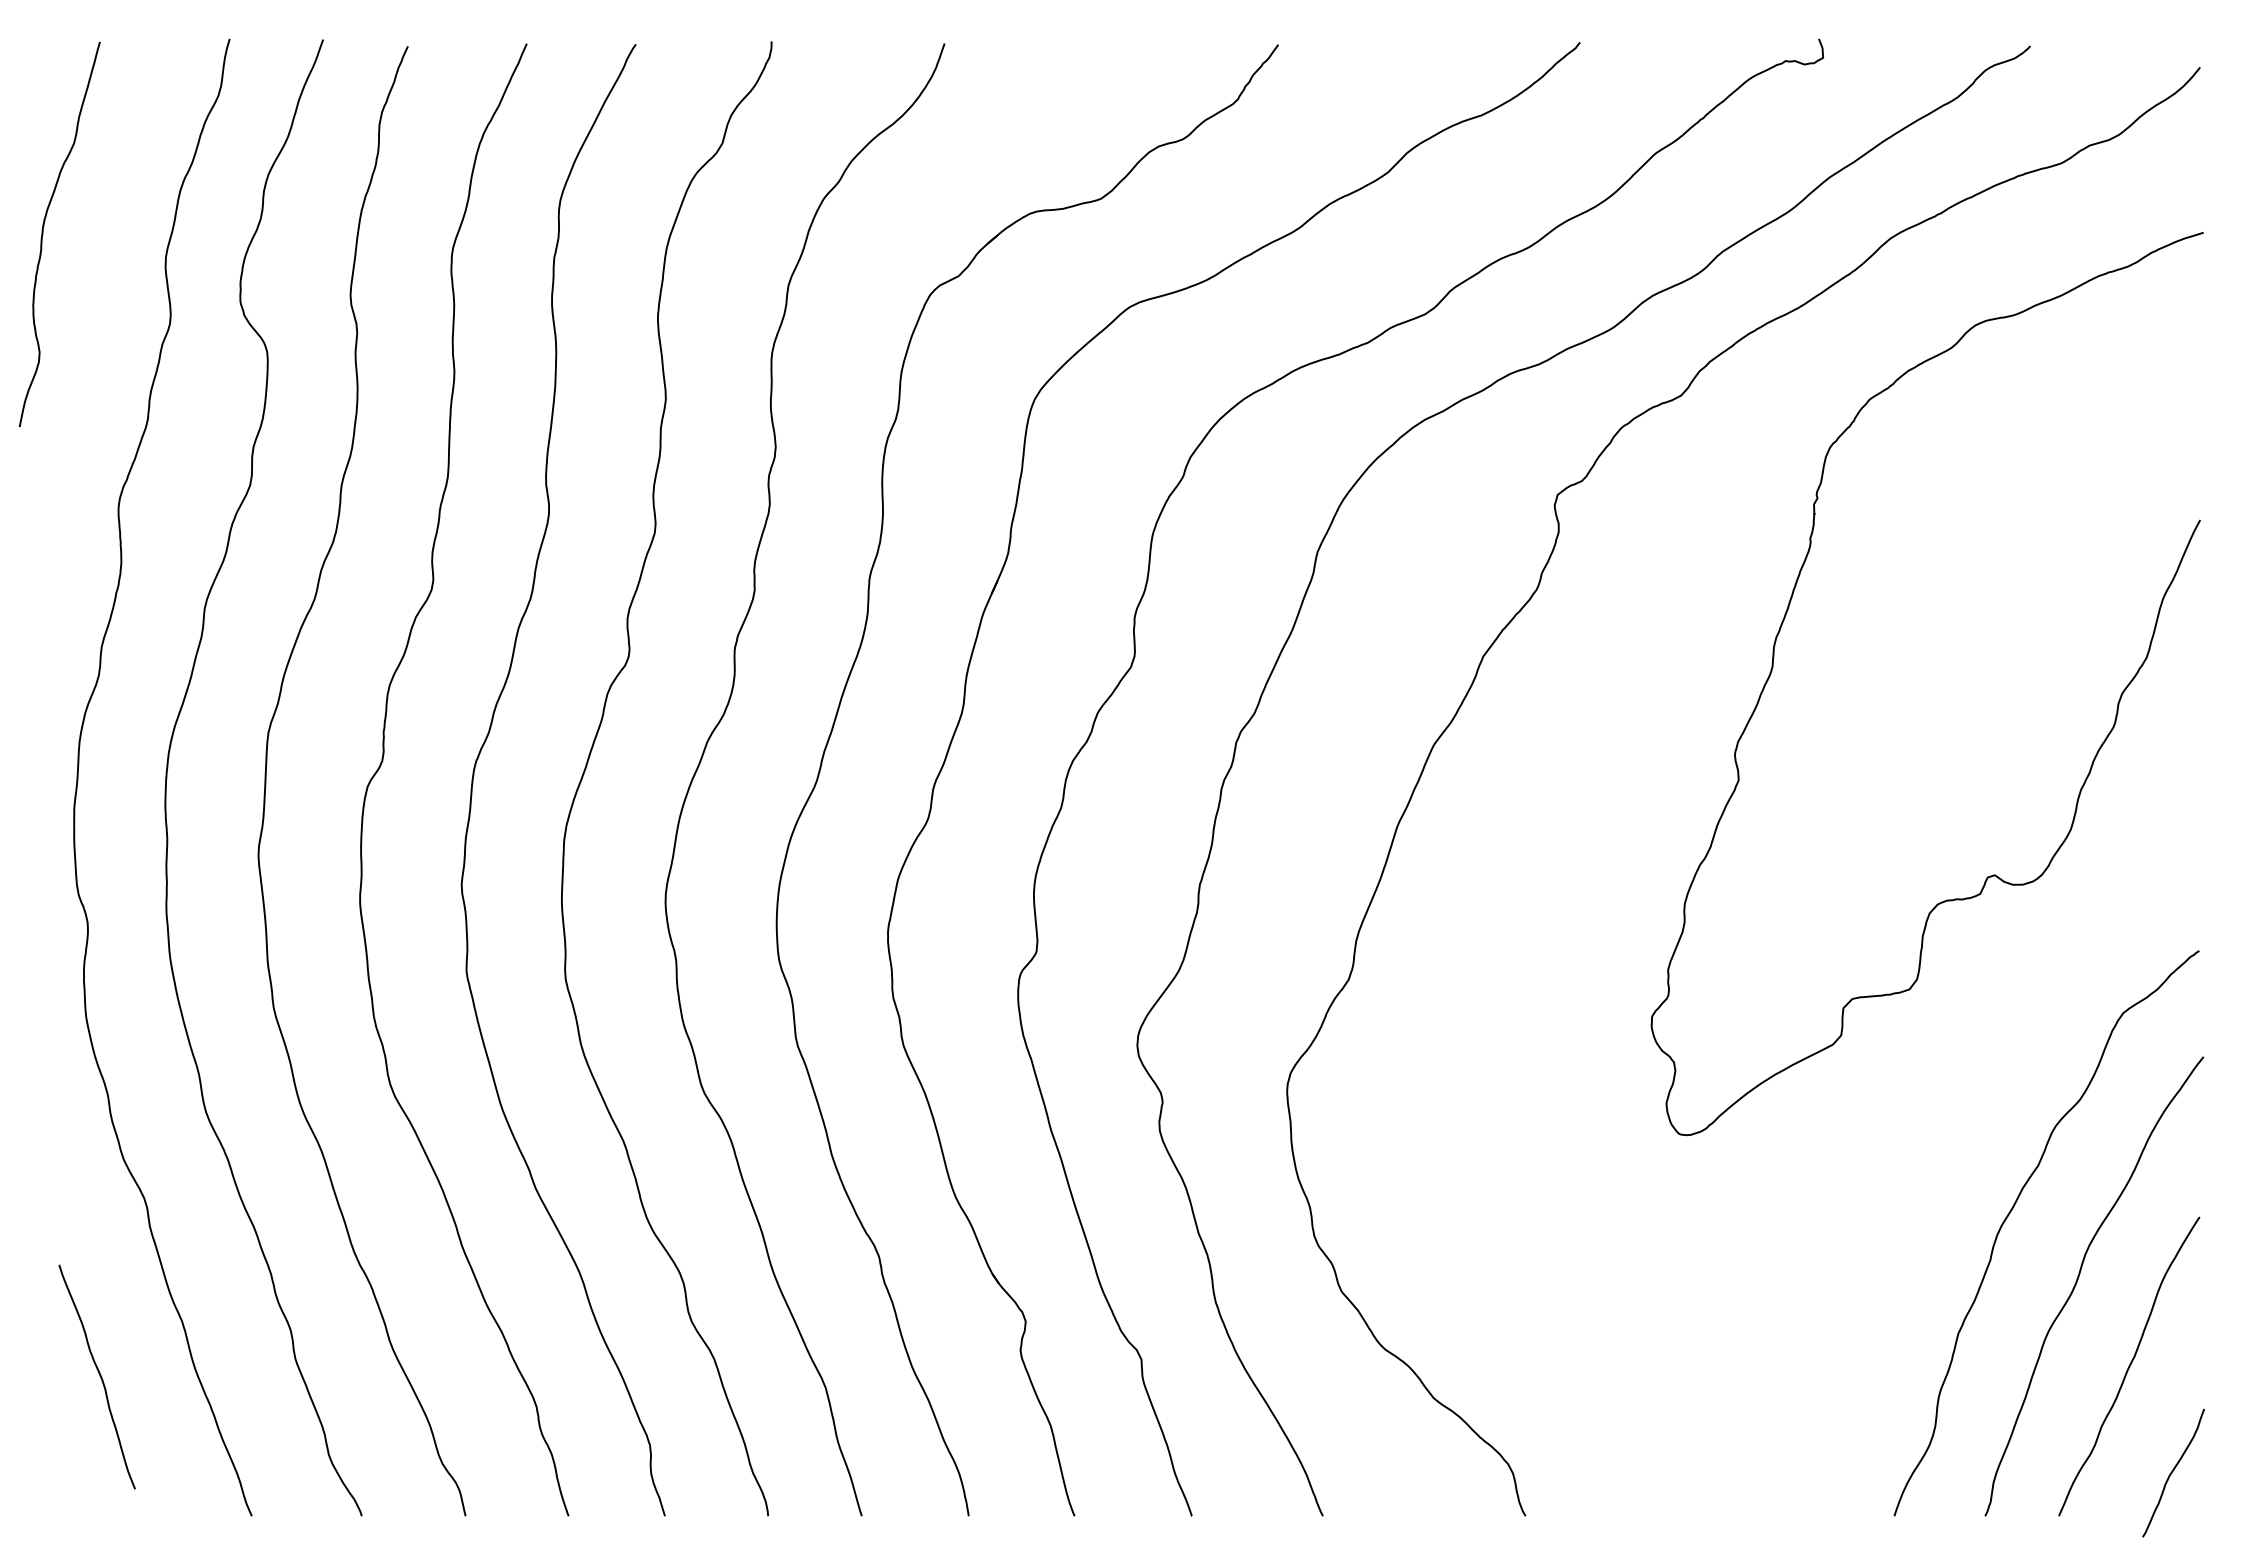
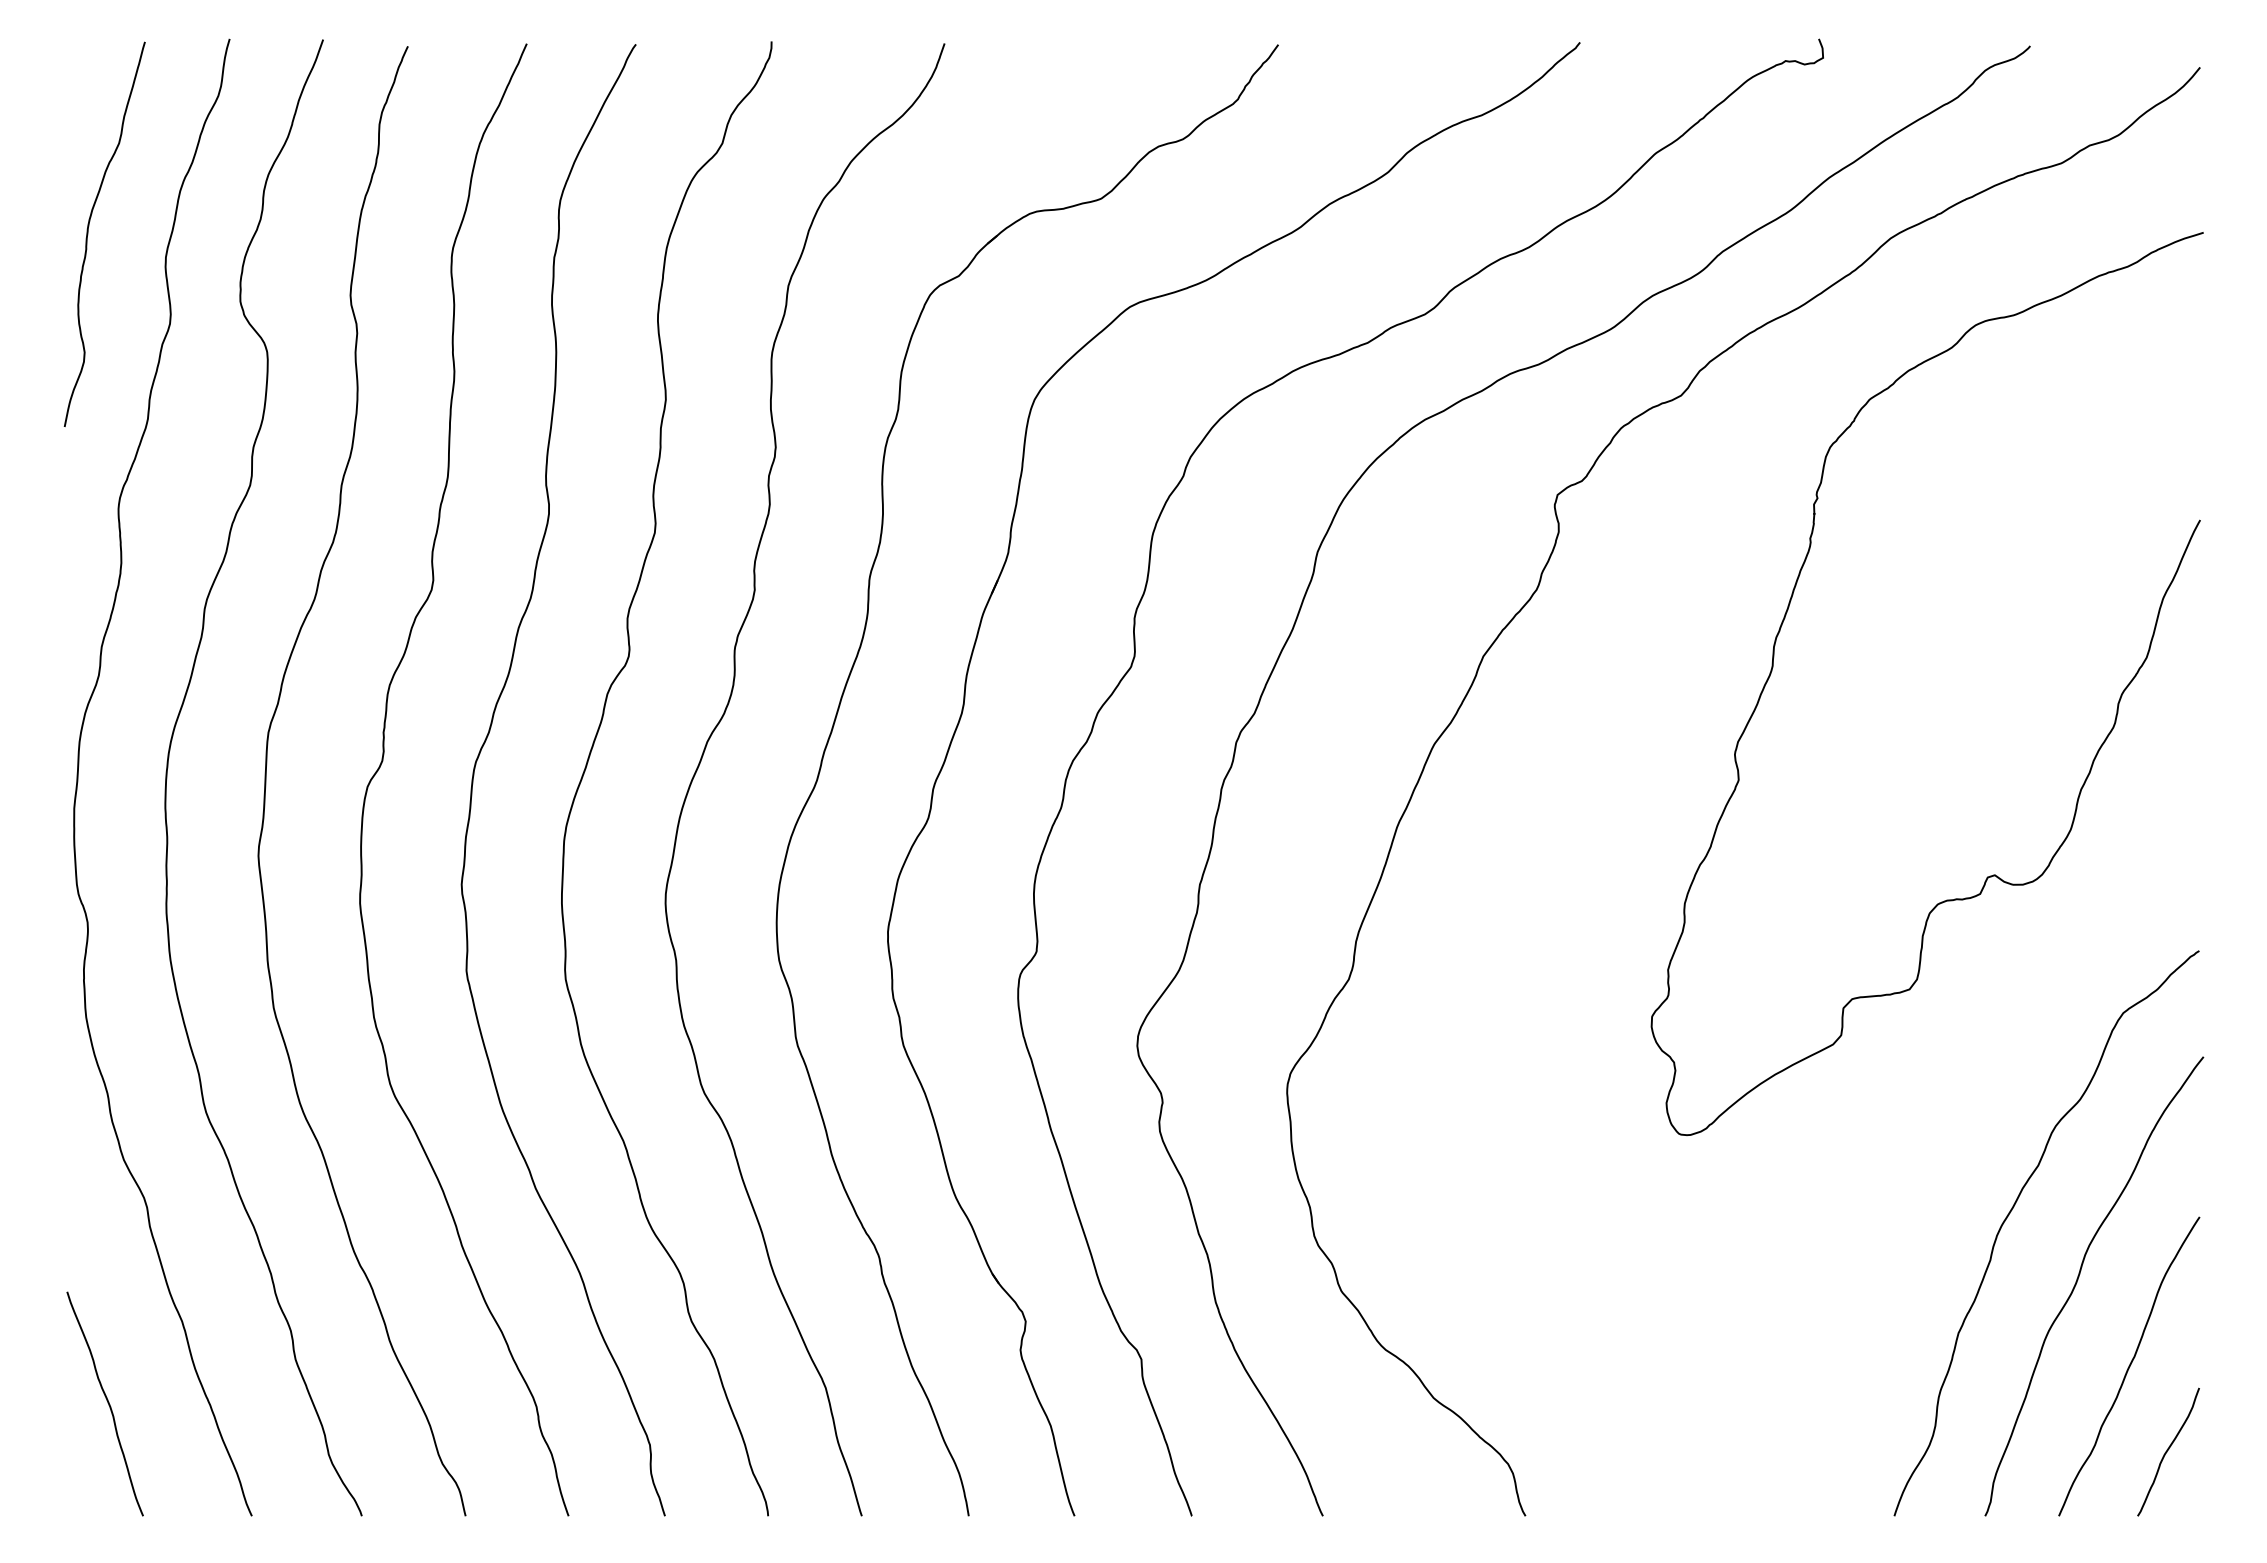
curve position: (43, 234) -> (88, 234) (88, 234)
curve position: (99, 1376) -> (107, 1403) (107, 1403)
curve position: (2173, 1471) -> (2168, 1450) (2168, 1450)
